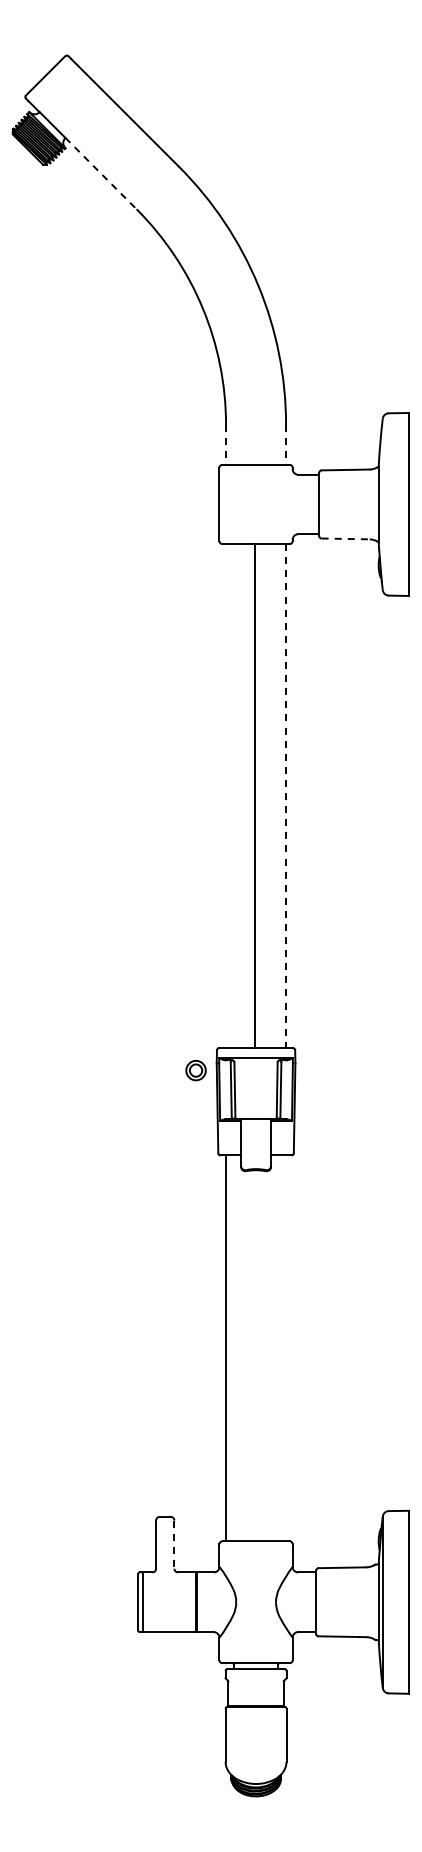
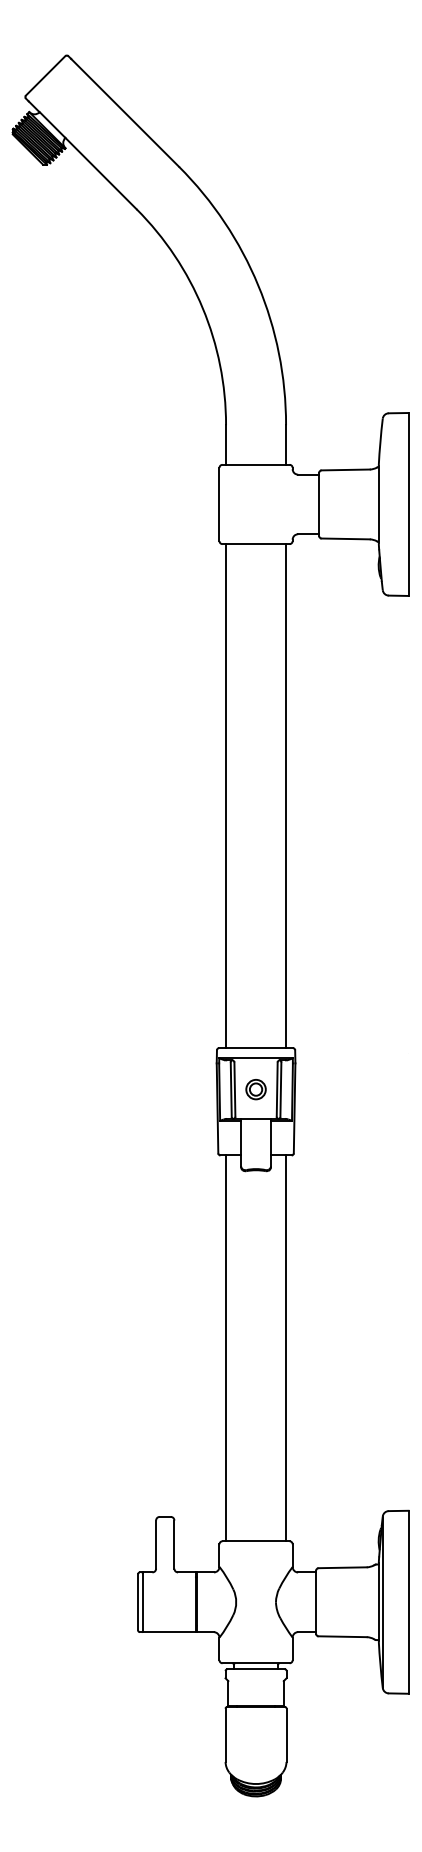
line: dashed -> solid (101, 173)
line: dashed -> solid (226, 445)
line: dashed -> solid (286, 445)
line: dashed -> solid (346, 538)
line position: (255, 796) -> (226, 796) (226, 796)
line: dashed -> solid (286, 796)
part position: (195, 1070) -> (255, 1089) (255, 1089)
line: none -> present (286, 1348)
line: dashed -> solid (174, 1545)
